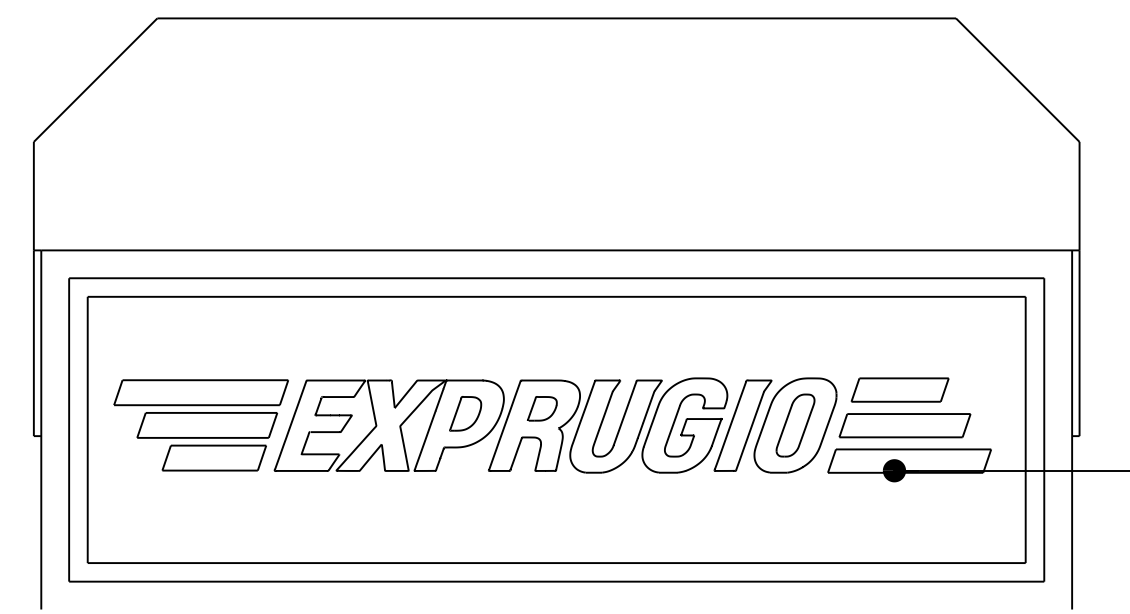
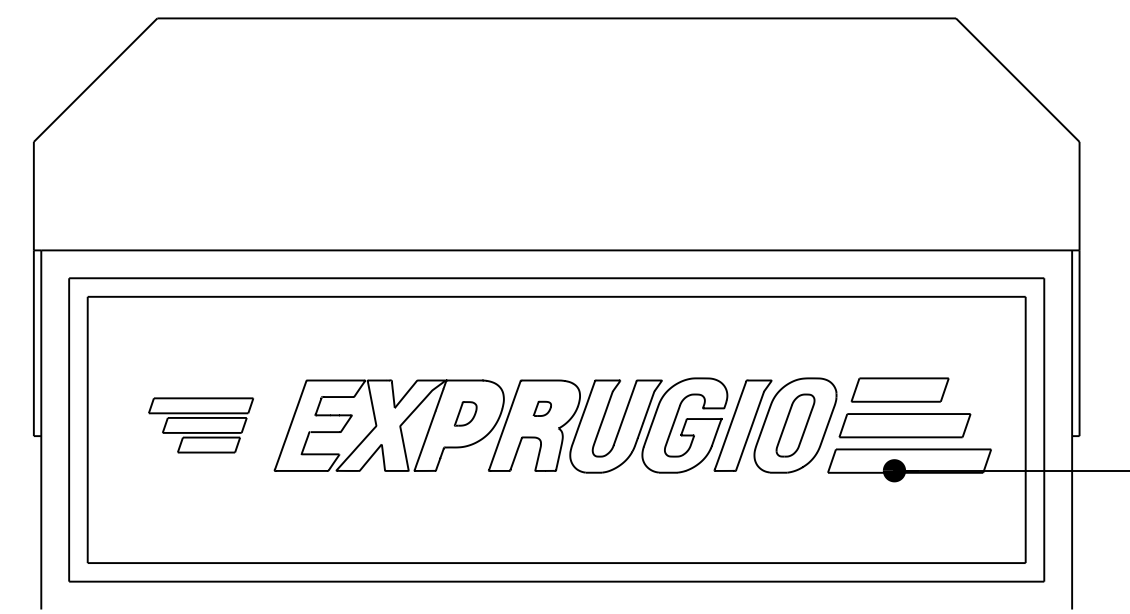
part size: 31x26 px -> 20x17 px (541, 408)
part size: 34x36 px -> 25x26 px (465, 413)
part size: 176x93 px -> 106x57 px (200, 425)
